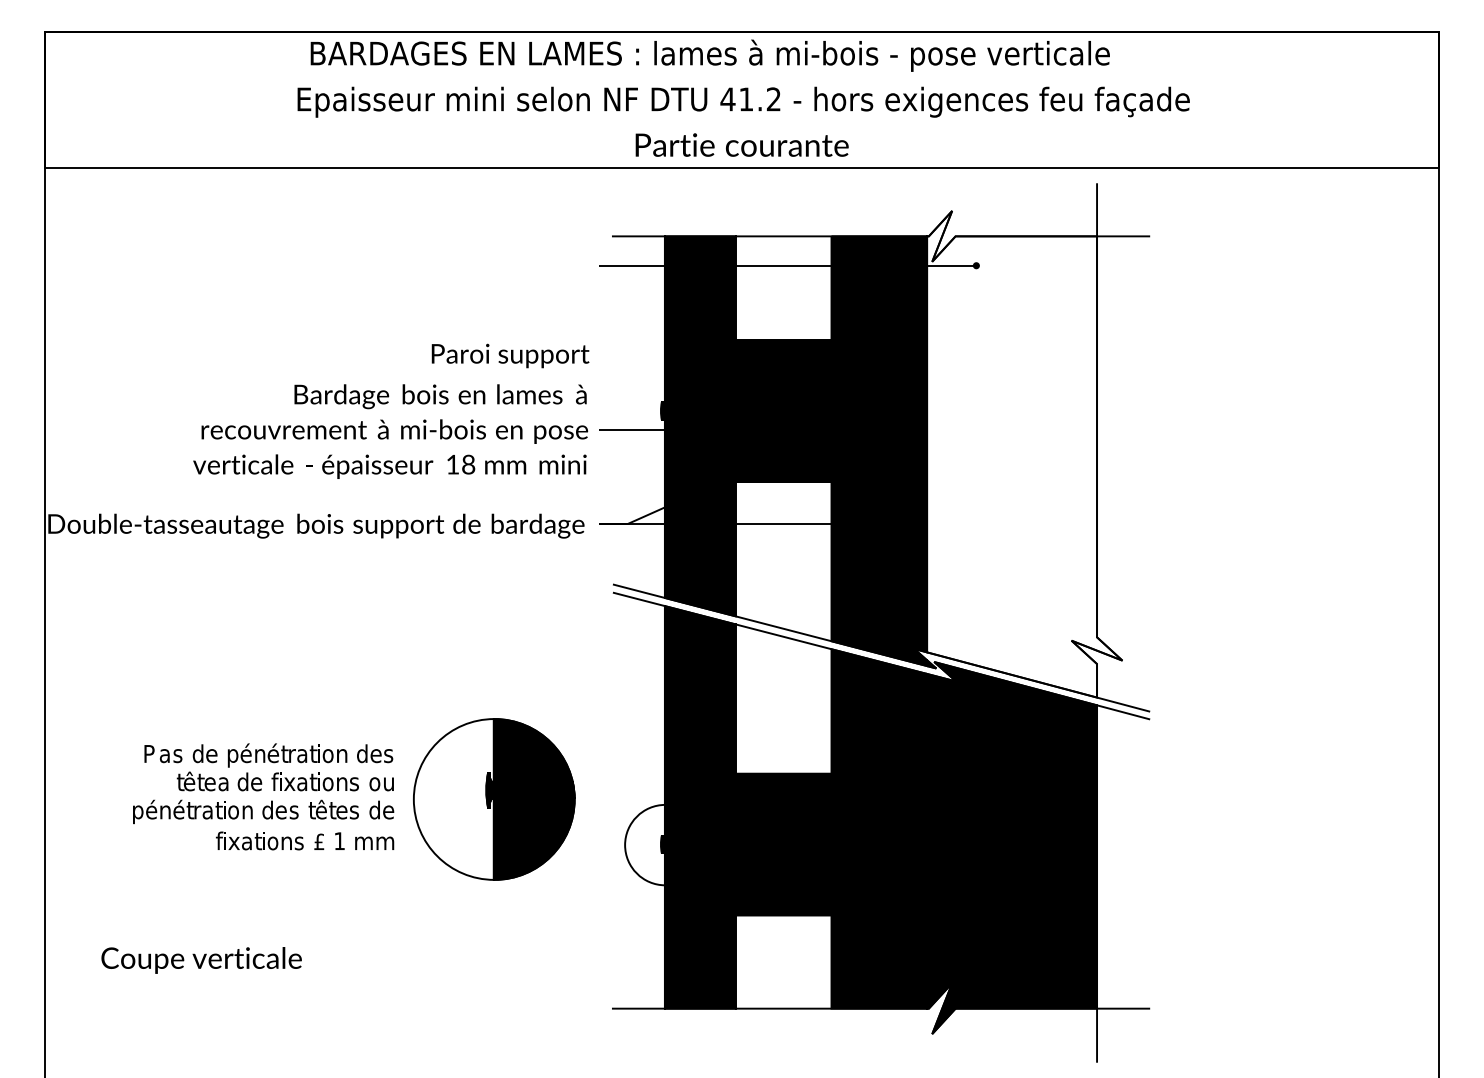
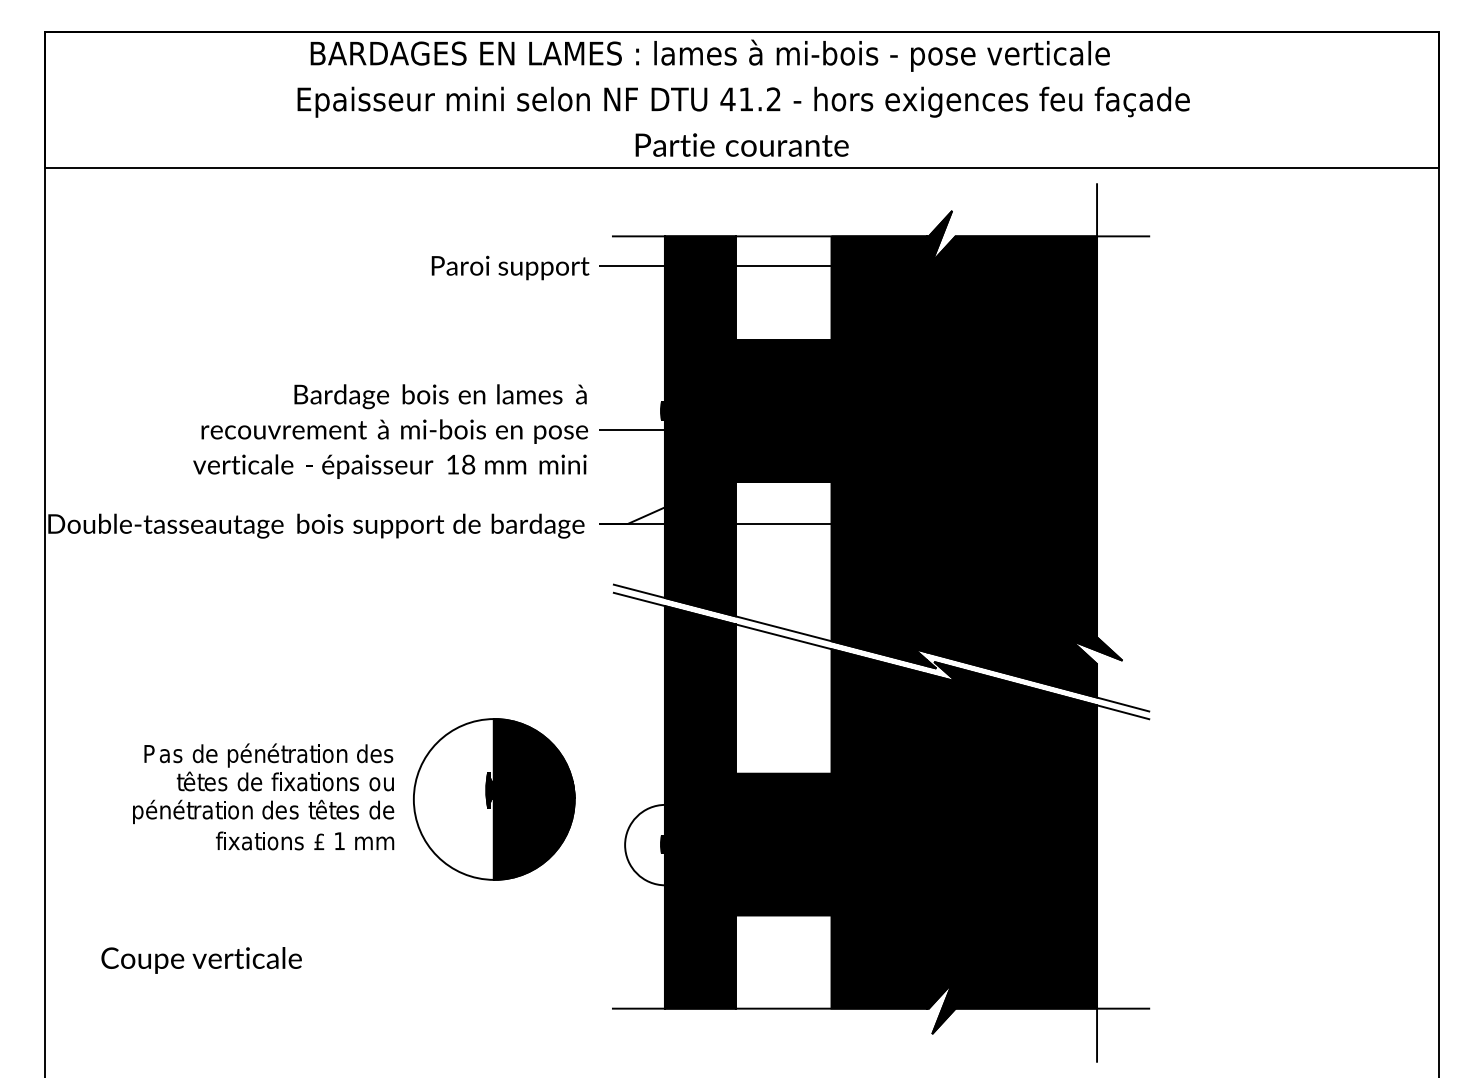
text position: (510, 355) -> (510, 267) (510, 267)
fill: none -> present (1024, 453)
text: a -> s (223, 784)
